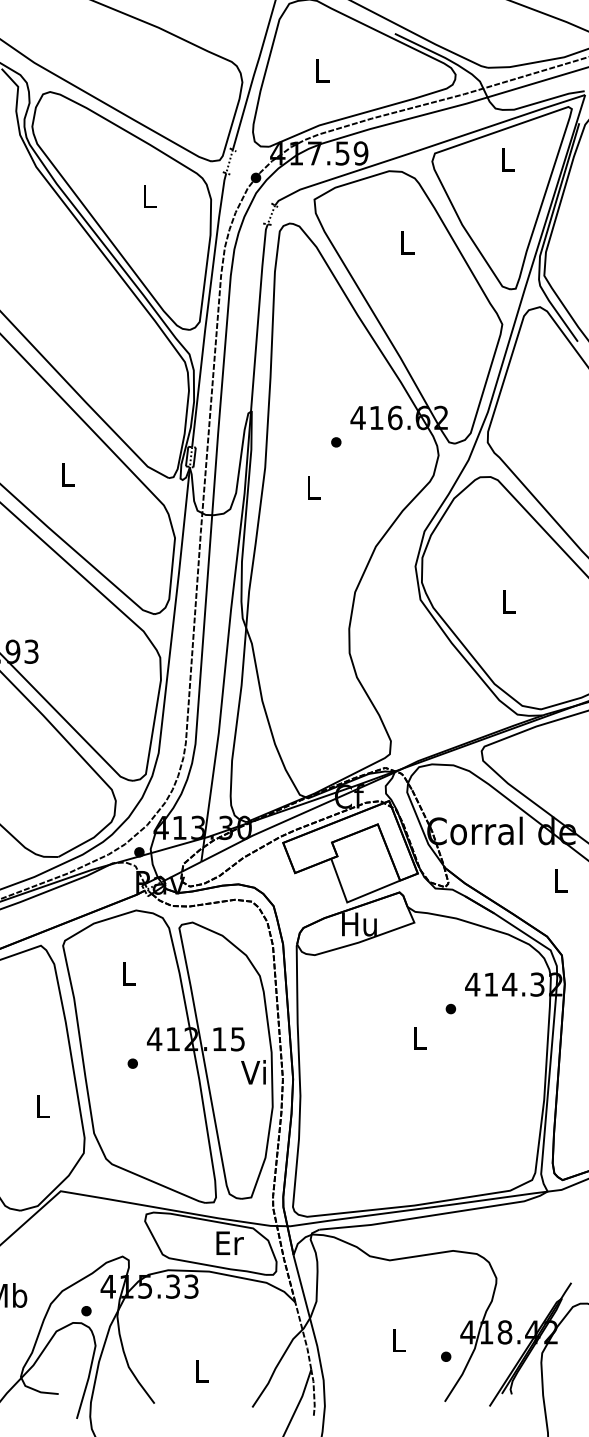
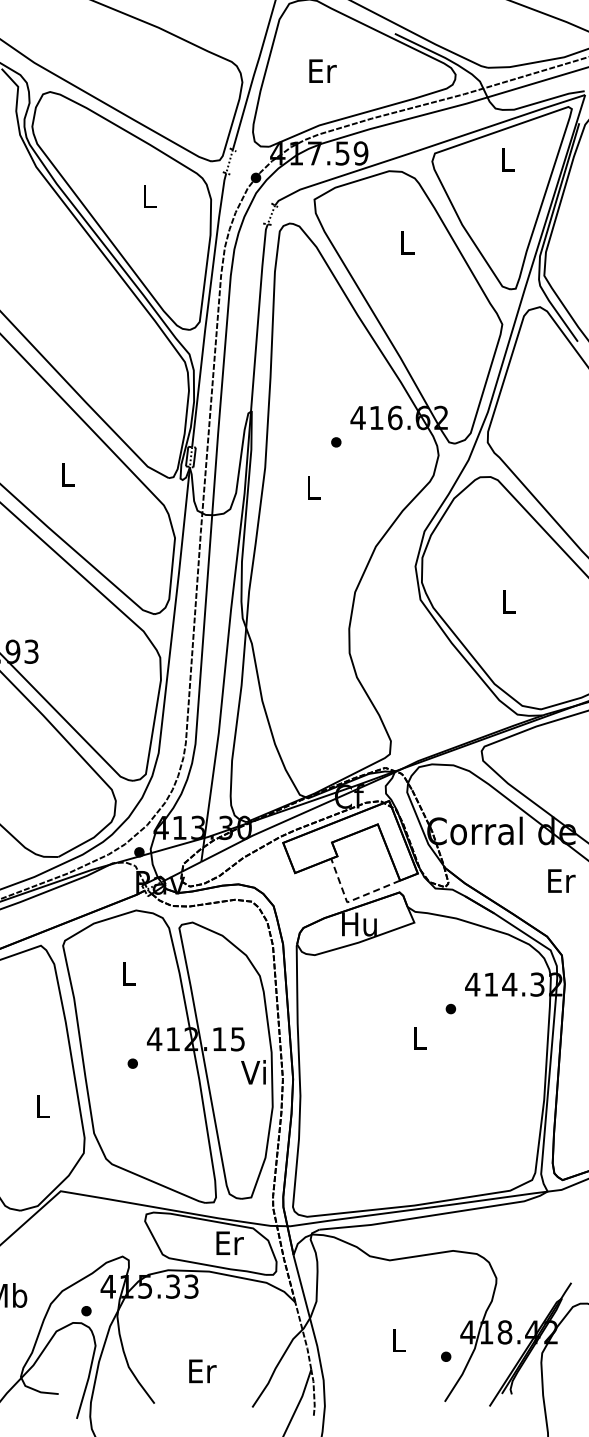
text: L -> Er (322, 70)
text: L -> Er (561, 880)
line: solid -> dashed (351, 900)
text: L -> Er (202, 1371)
